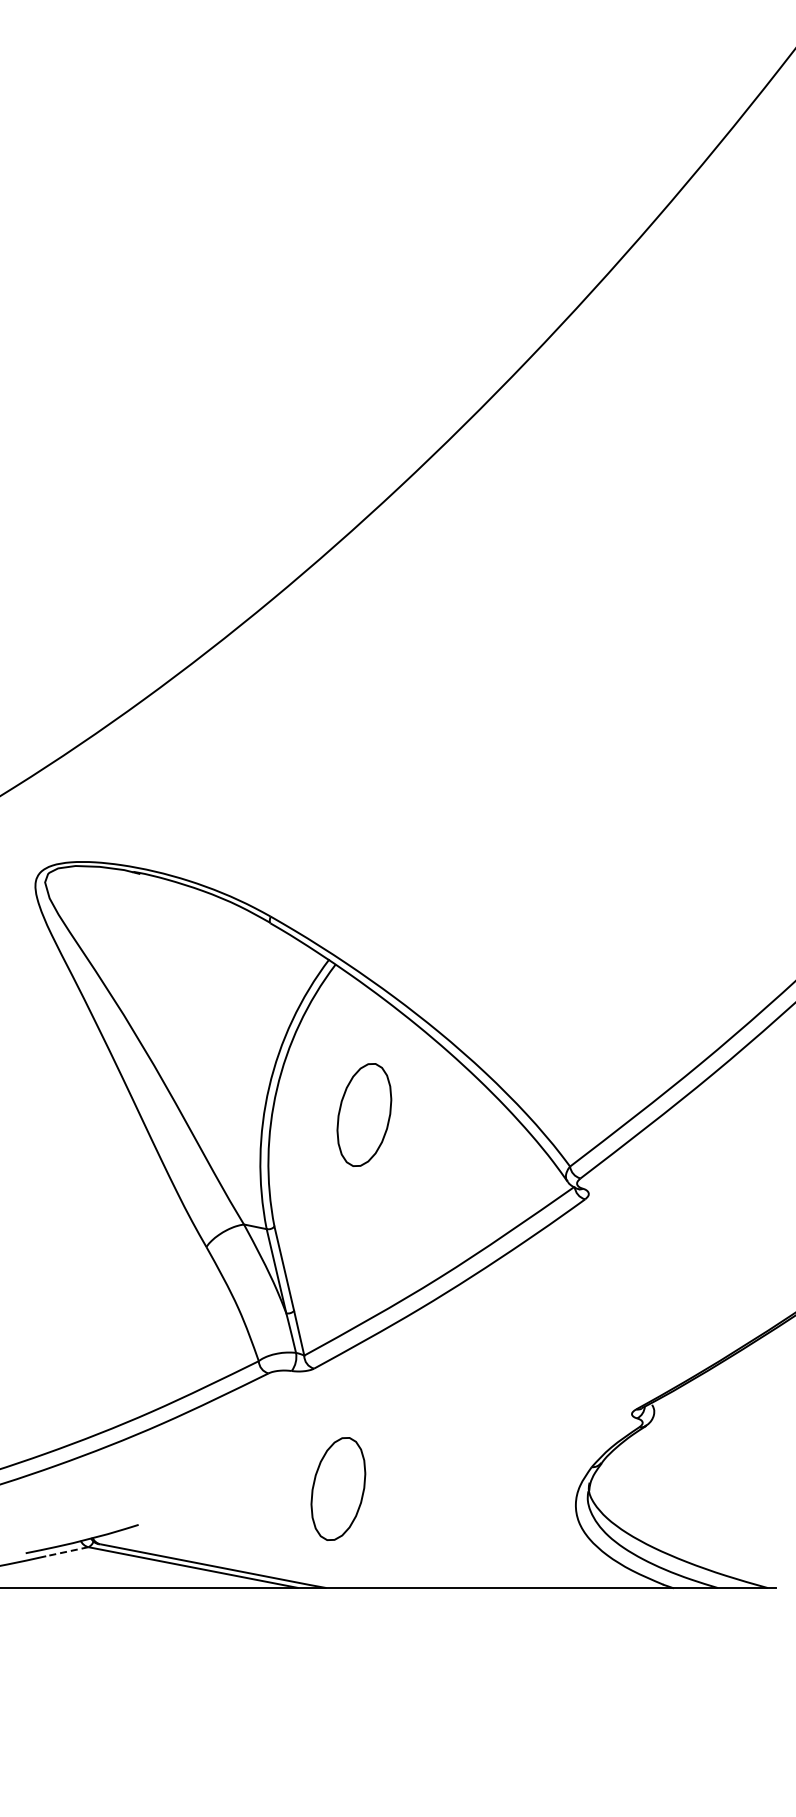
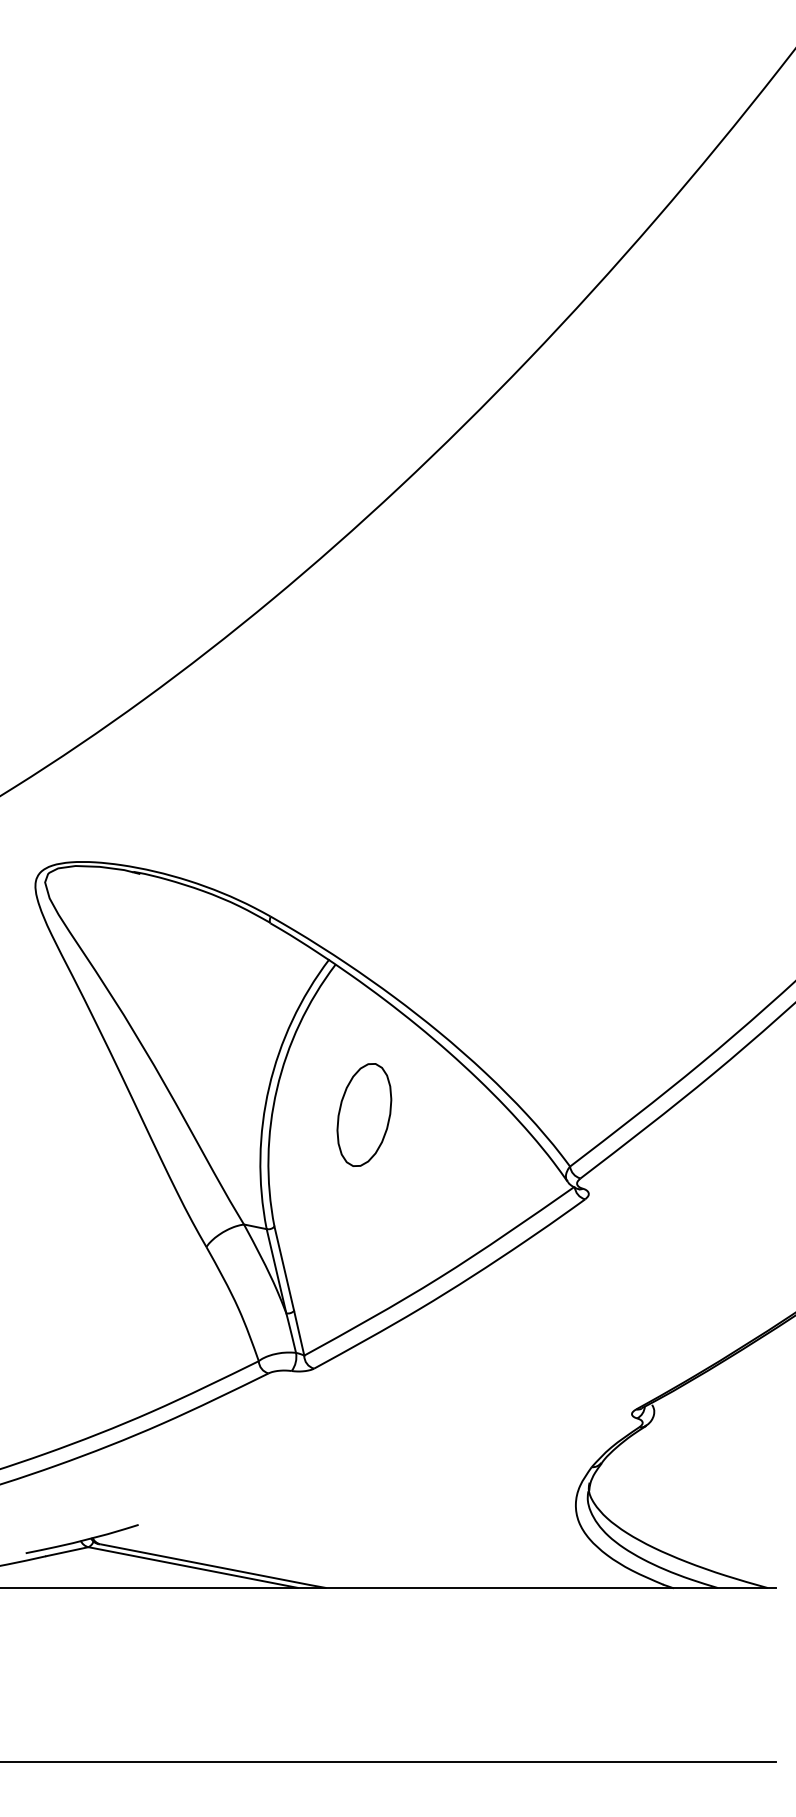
part: present -> none (338, 1488)
line: dashed -> solid (67, 1551)
line: none -> present (389, 1762)
